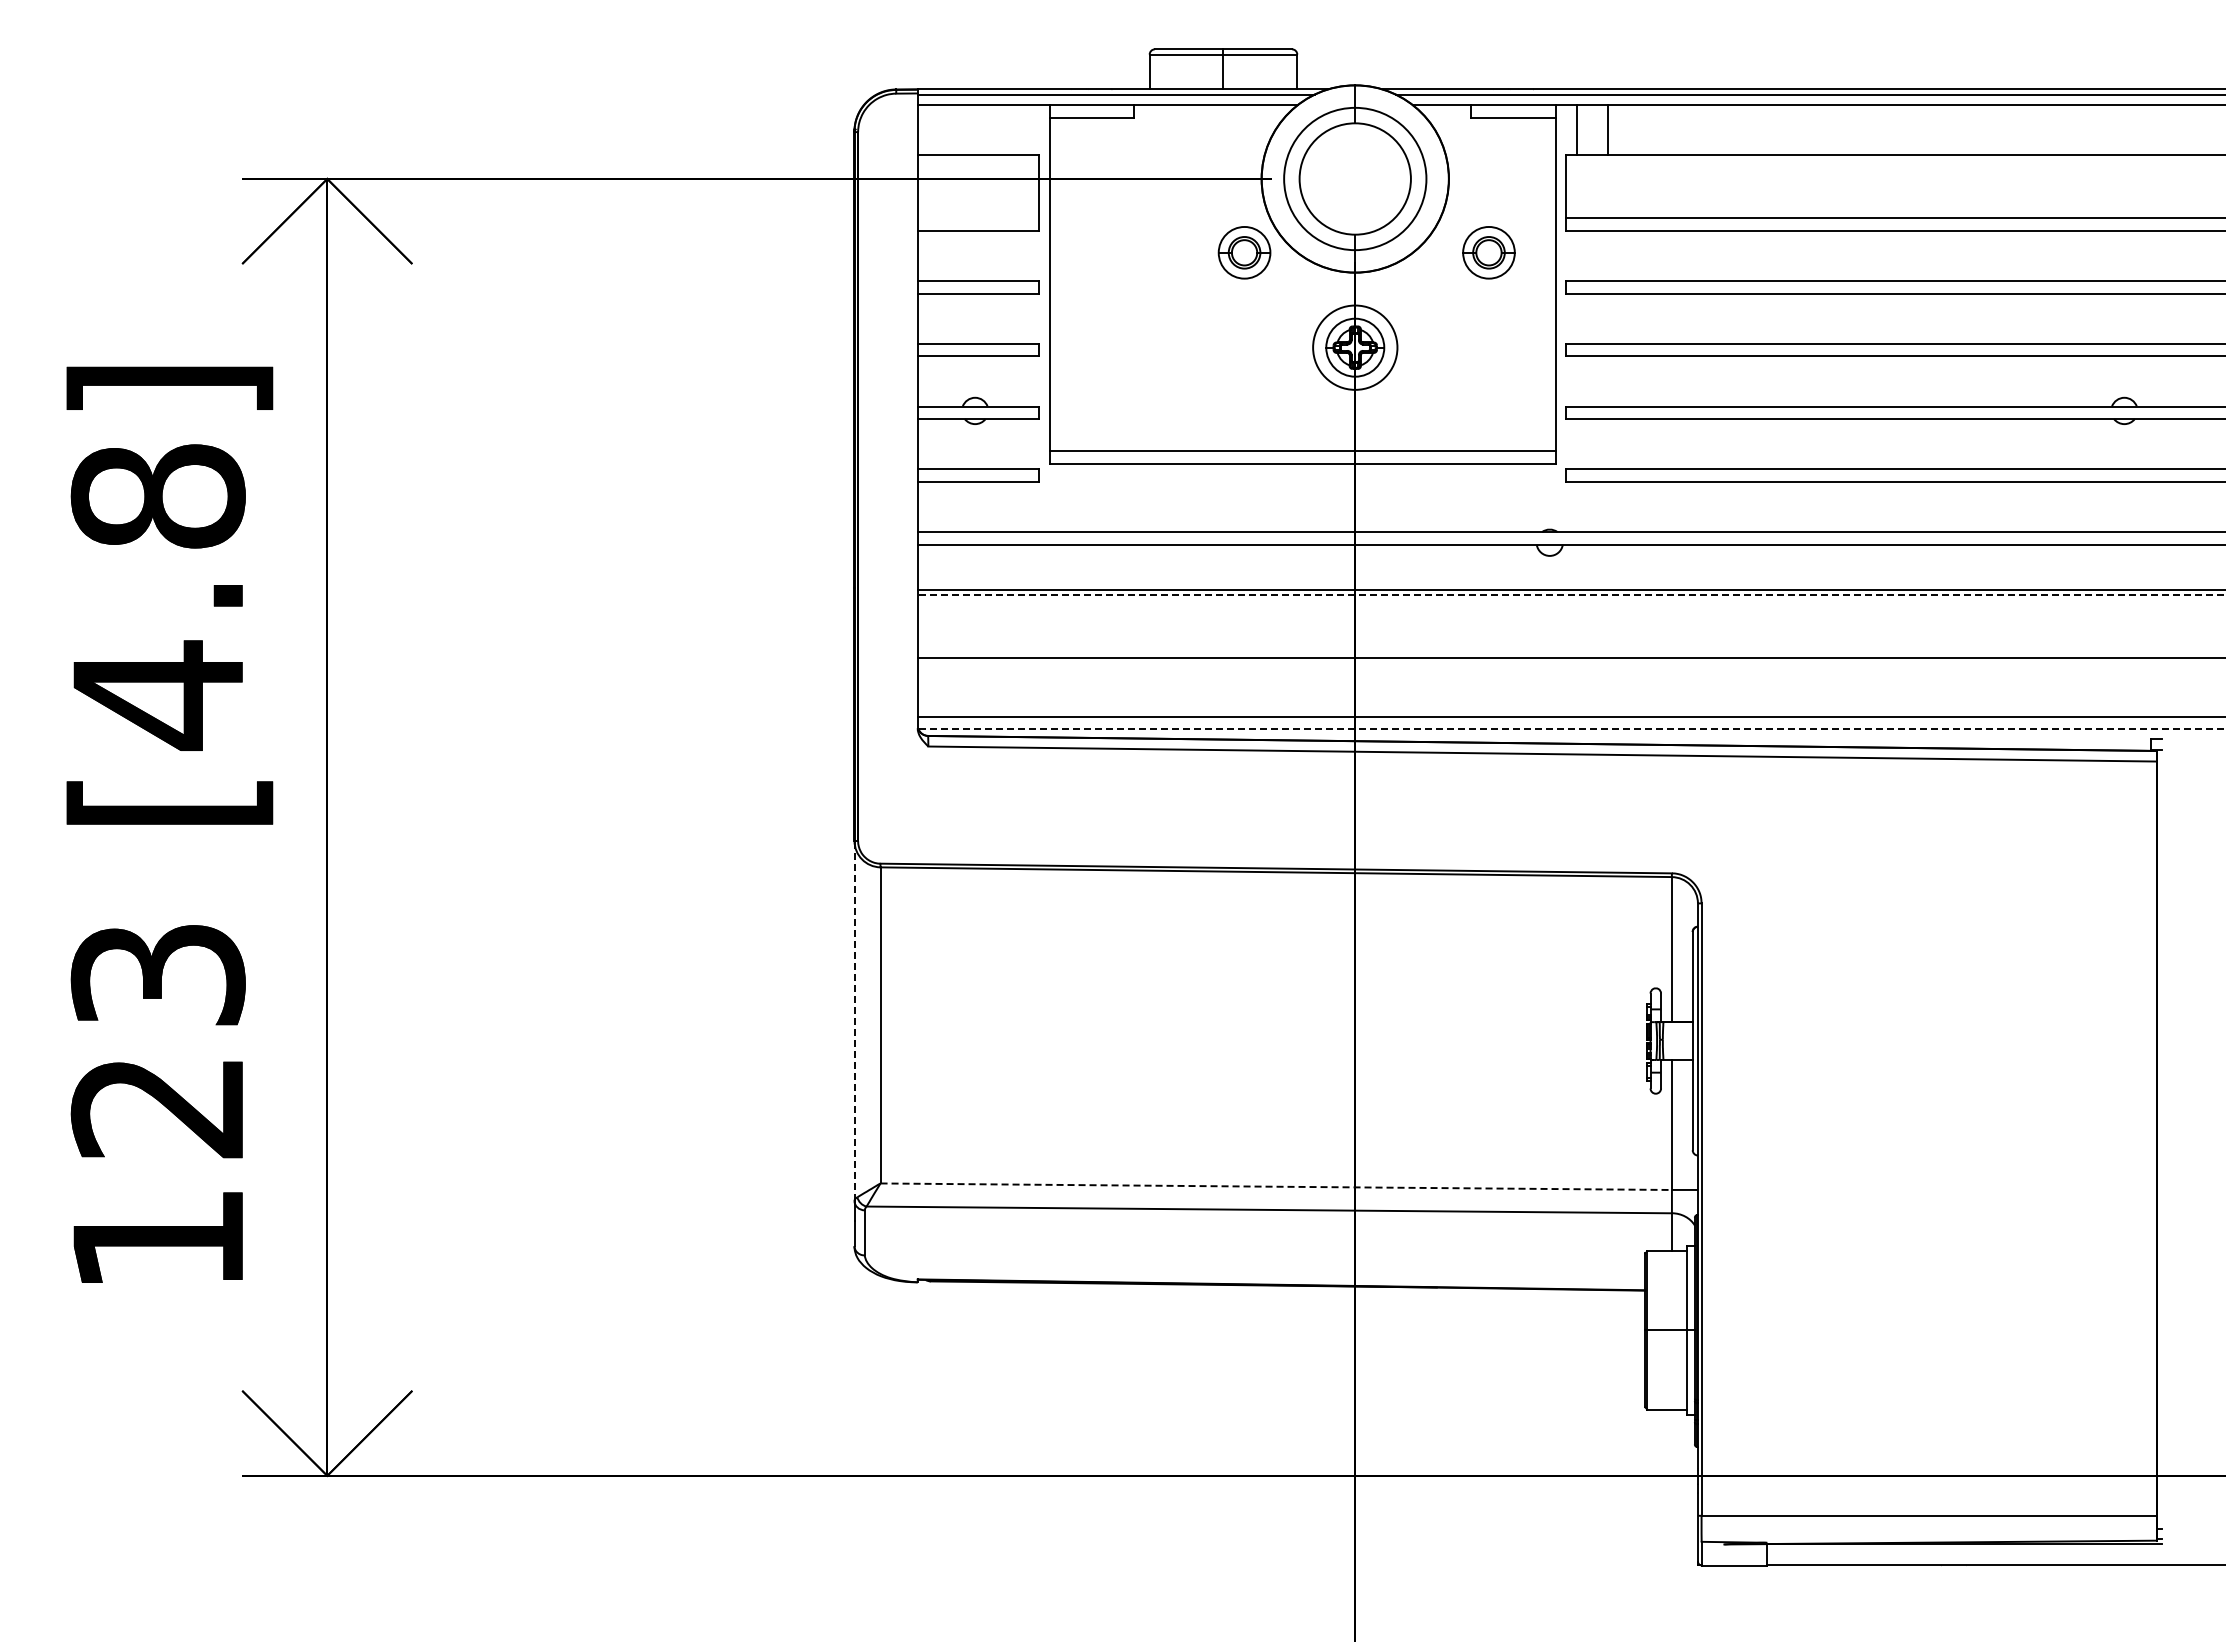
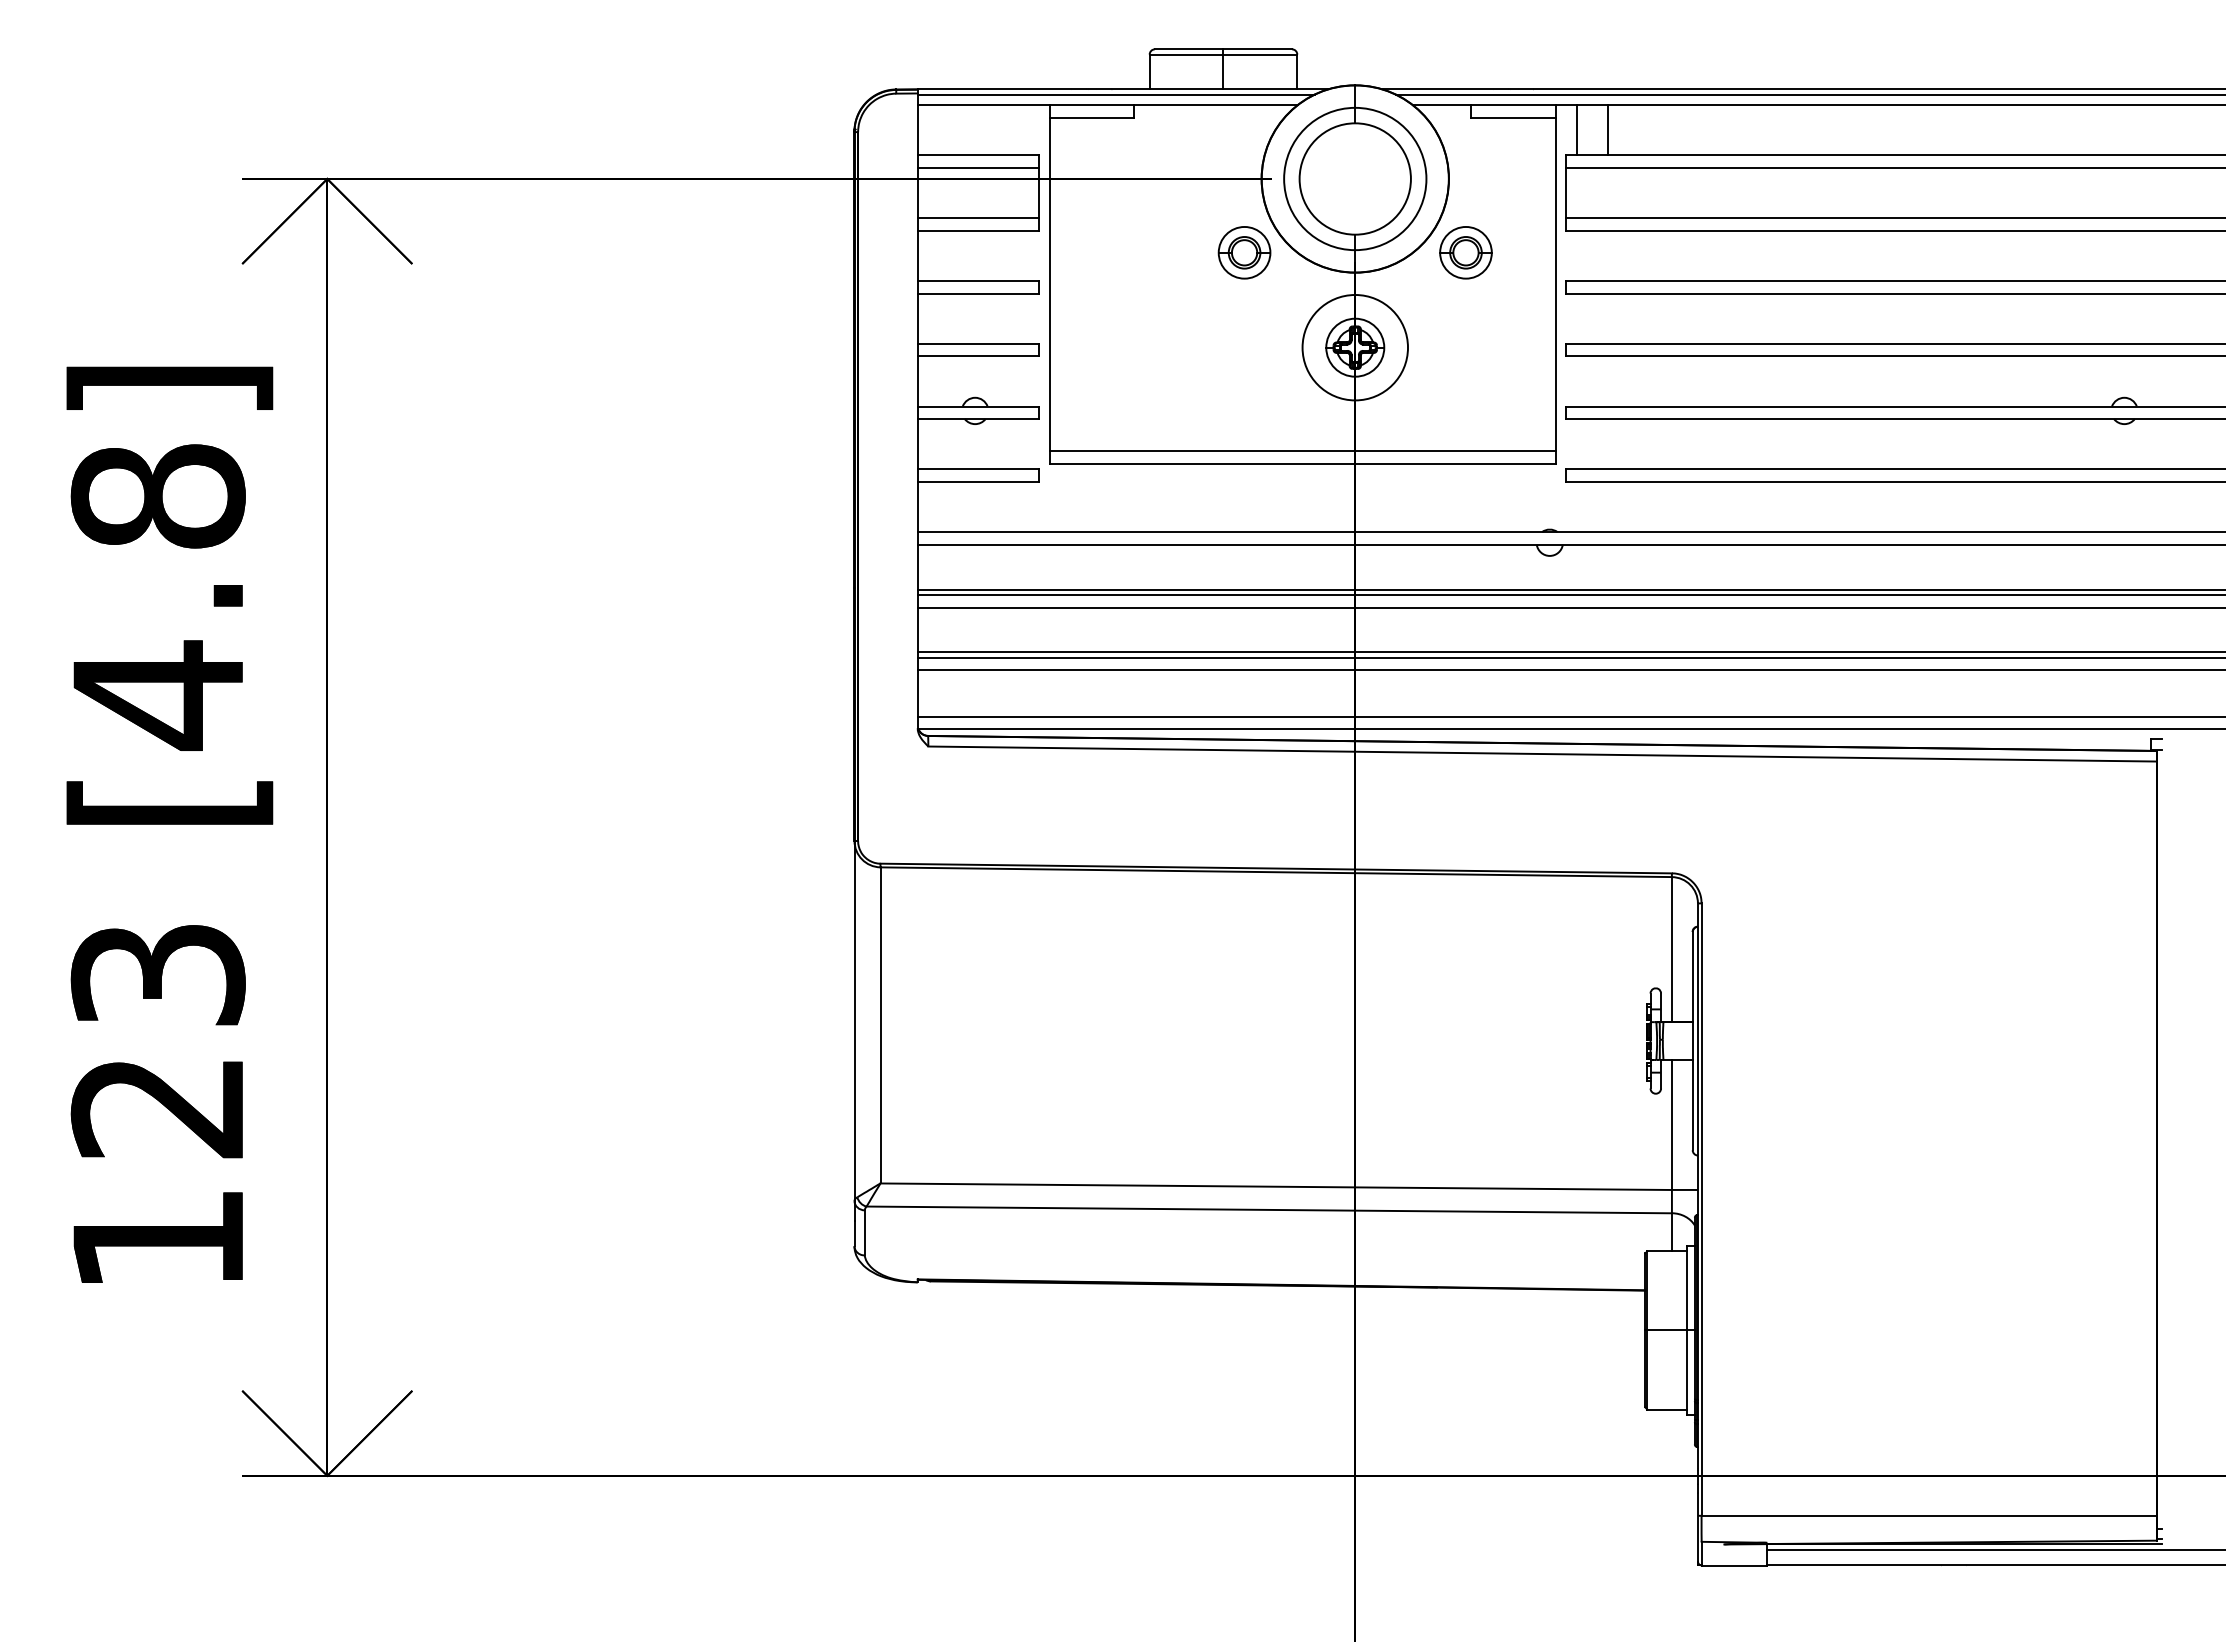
line: none -> present (977, 168)
line: none -> present (1894, 168)
line: none -> present (977, 218)
part position: (1488, 252) -> (1465, 252) (1465, 252)
circle diameter: 84 px -> 105 px (1355, 347)
line: dashed -> solid (1571, 594)
line: none -> present (1569, 607)
line: none -> present (1569, 652)
line: none -> present (1569, 670)
line: dashed -> solid (1571, 729)
line: dashed -> solid (854, 1020)
line: dashed -> solid (1276, 1186)
line: none -> present (1994, 1549)
